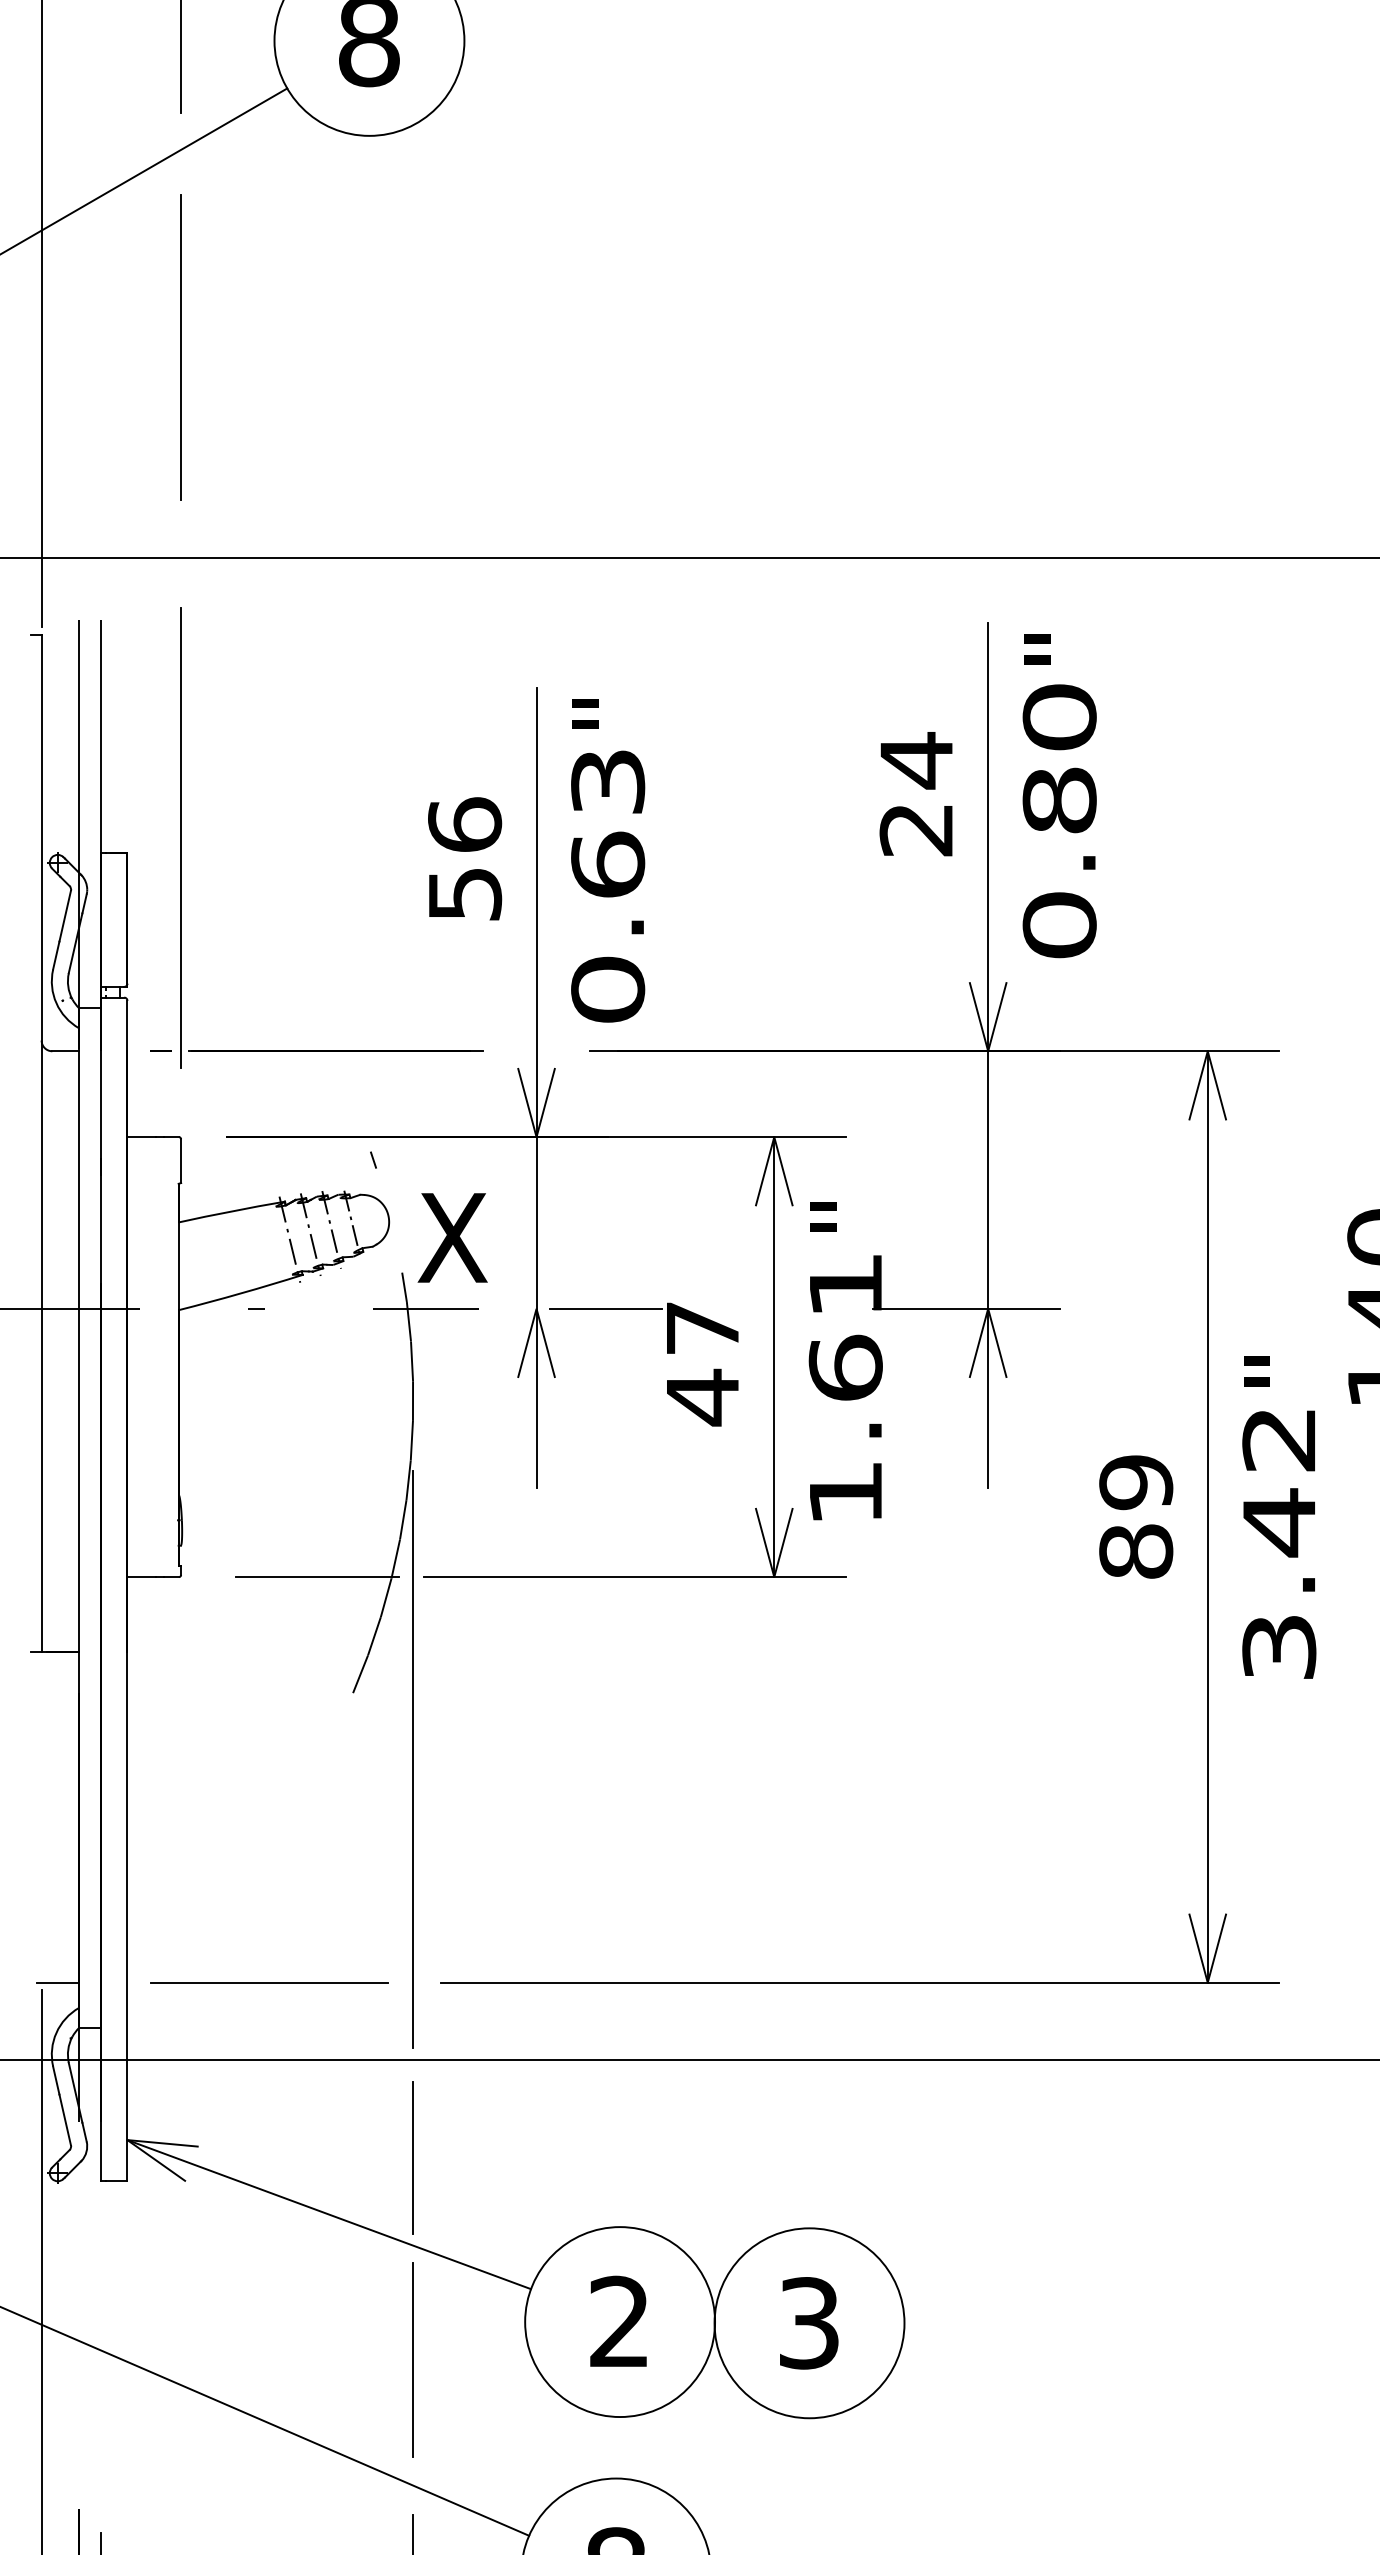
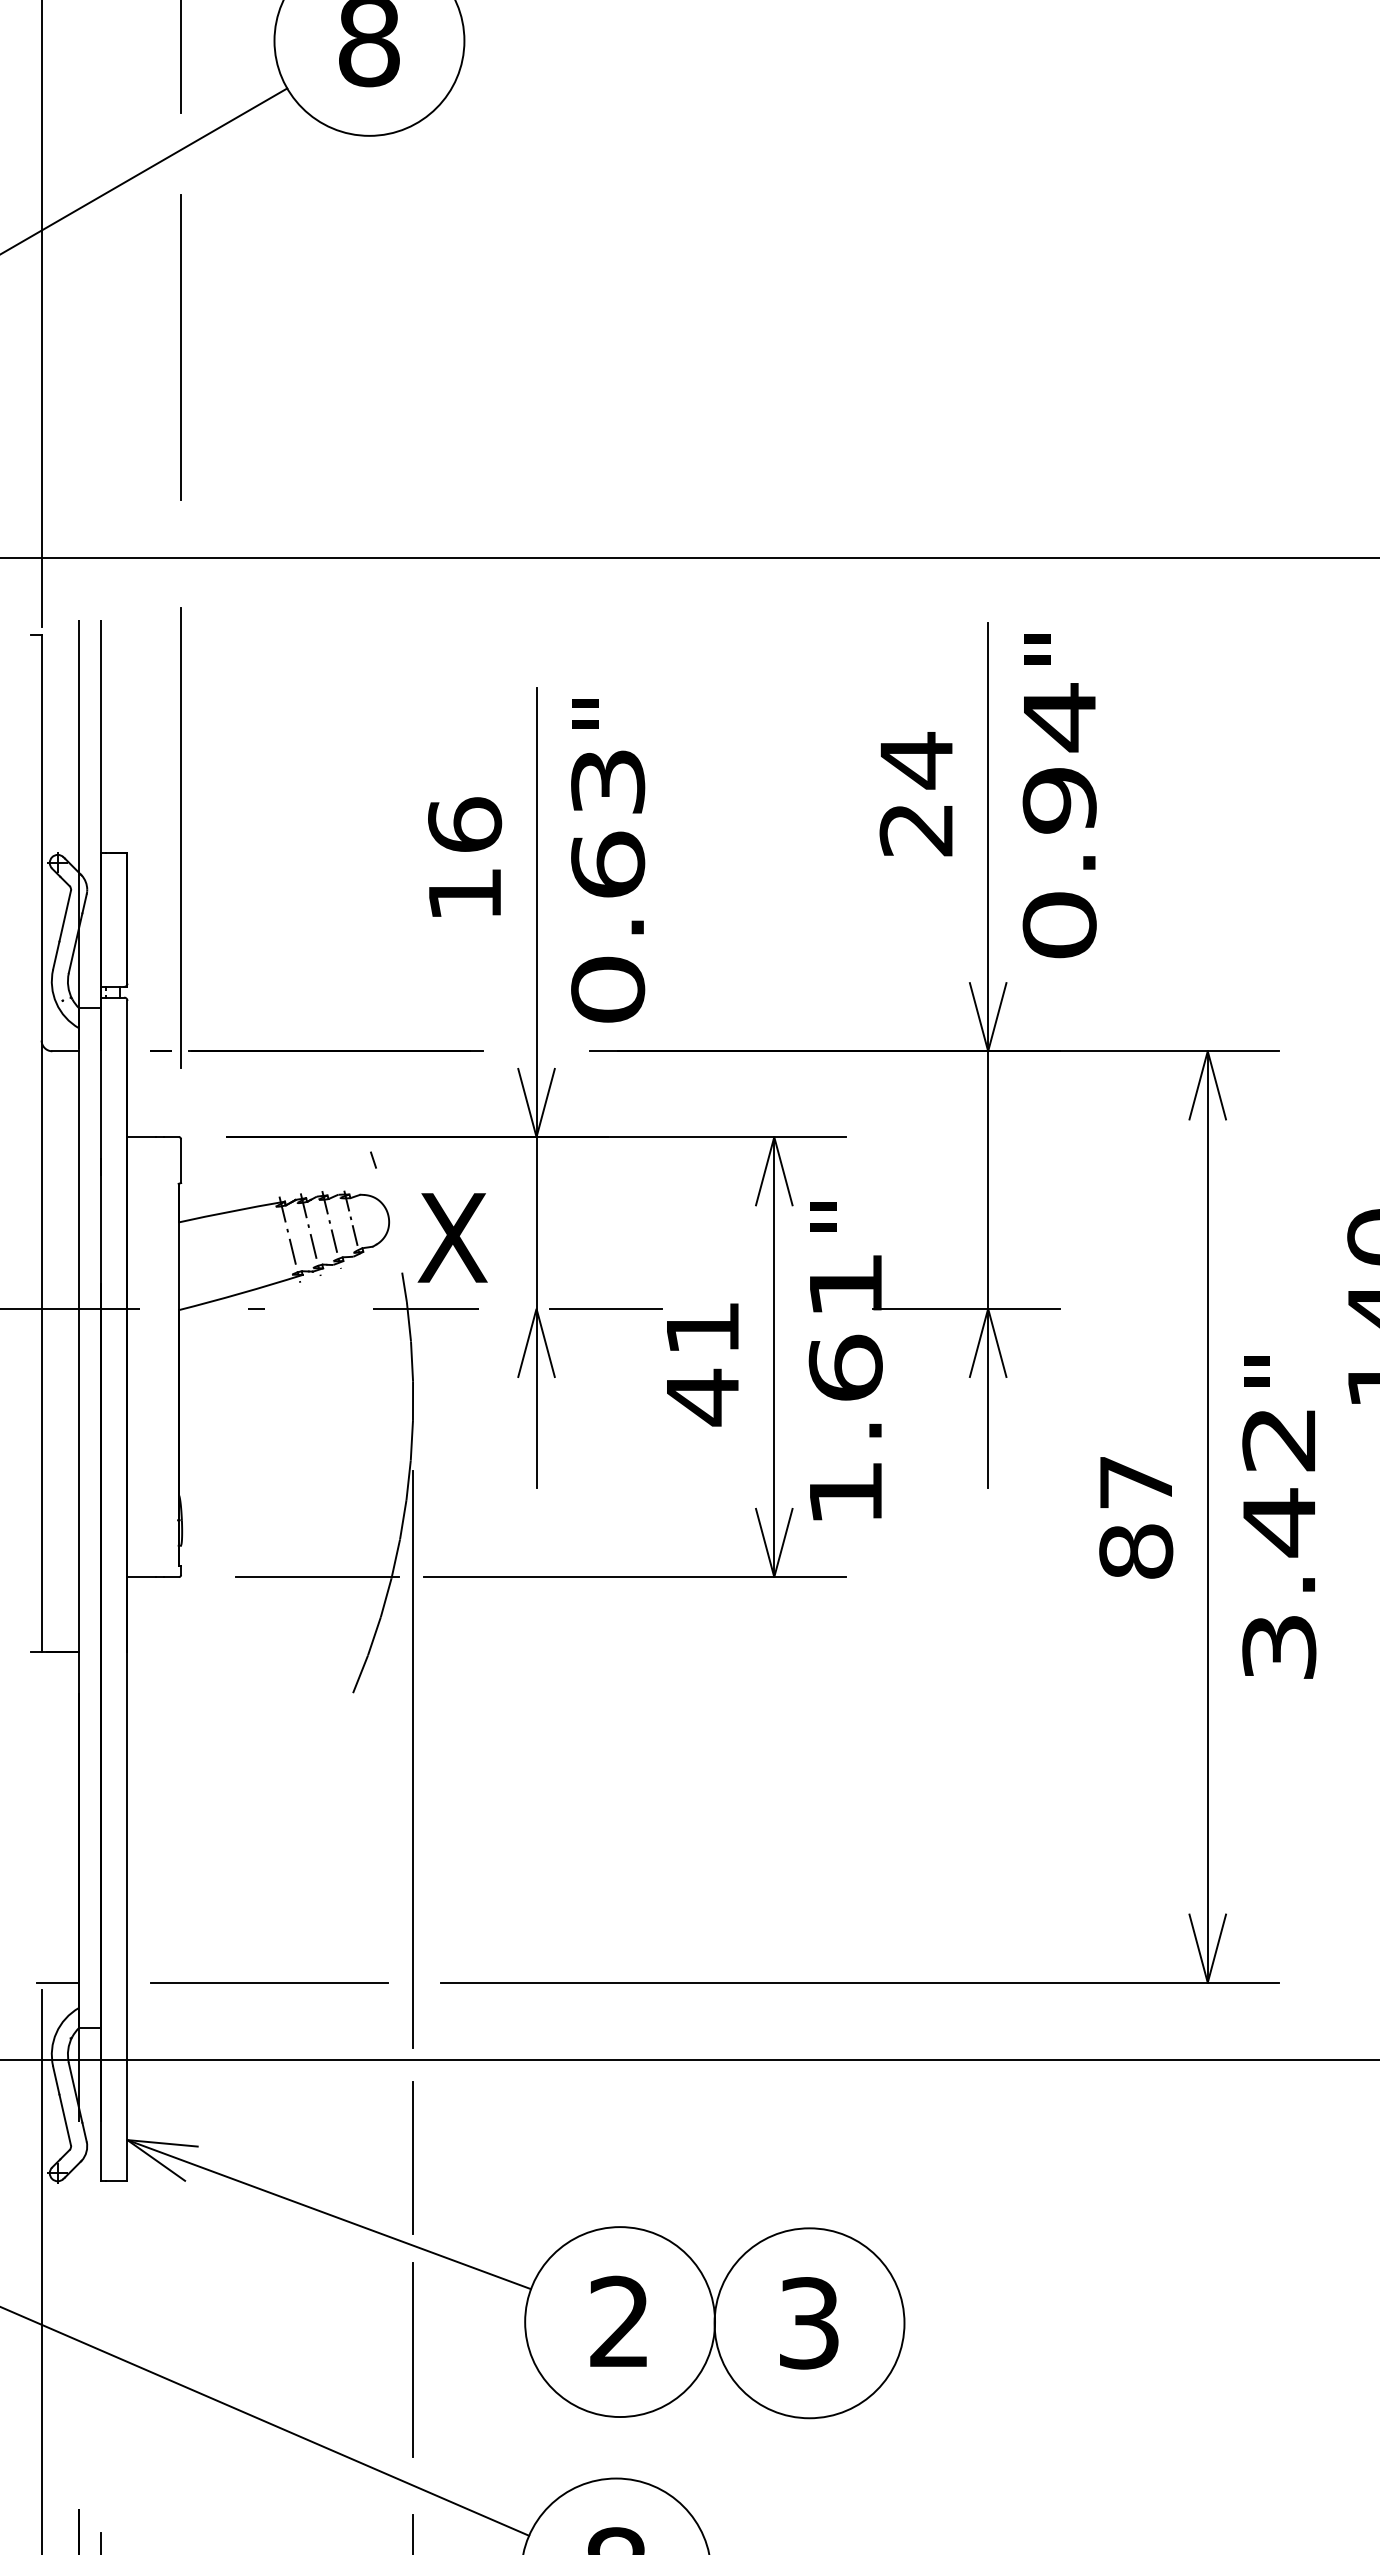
text: 0.80 -> 0.94 (1059, 758)
text: 56 -> 16 (465, 894)
text: 47 -> 41 (702, 1327)
text: 89 -> 87 (1136, 1482)
